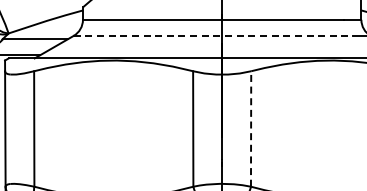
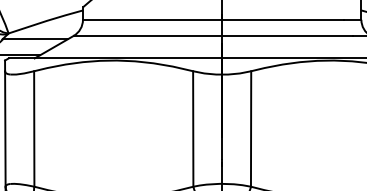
line: dashed -> solid (213, 35)
line: dashed -> solid (251, 128)
